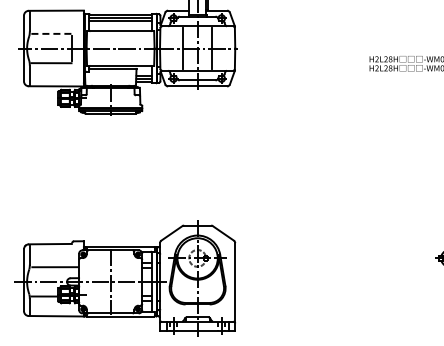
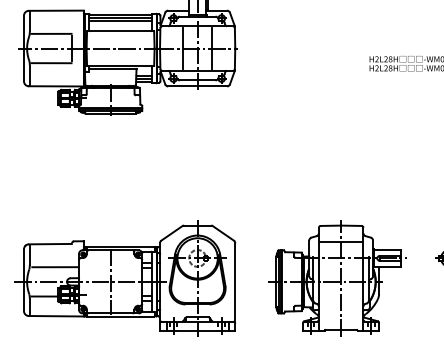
line: dashed -> solid (51, 33)
part: none -> present (337, 278)
